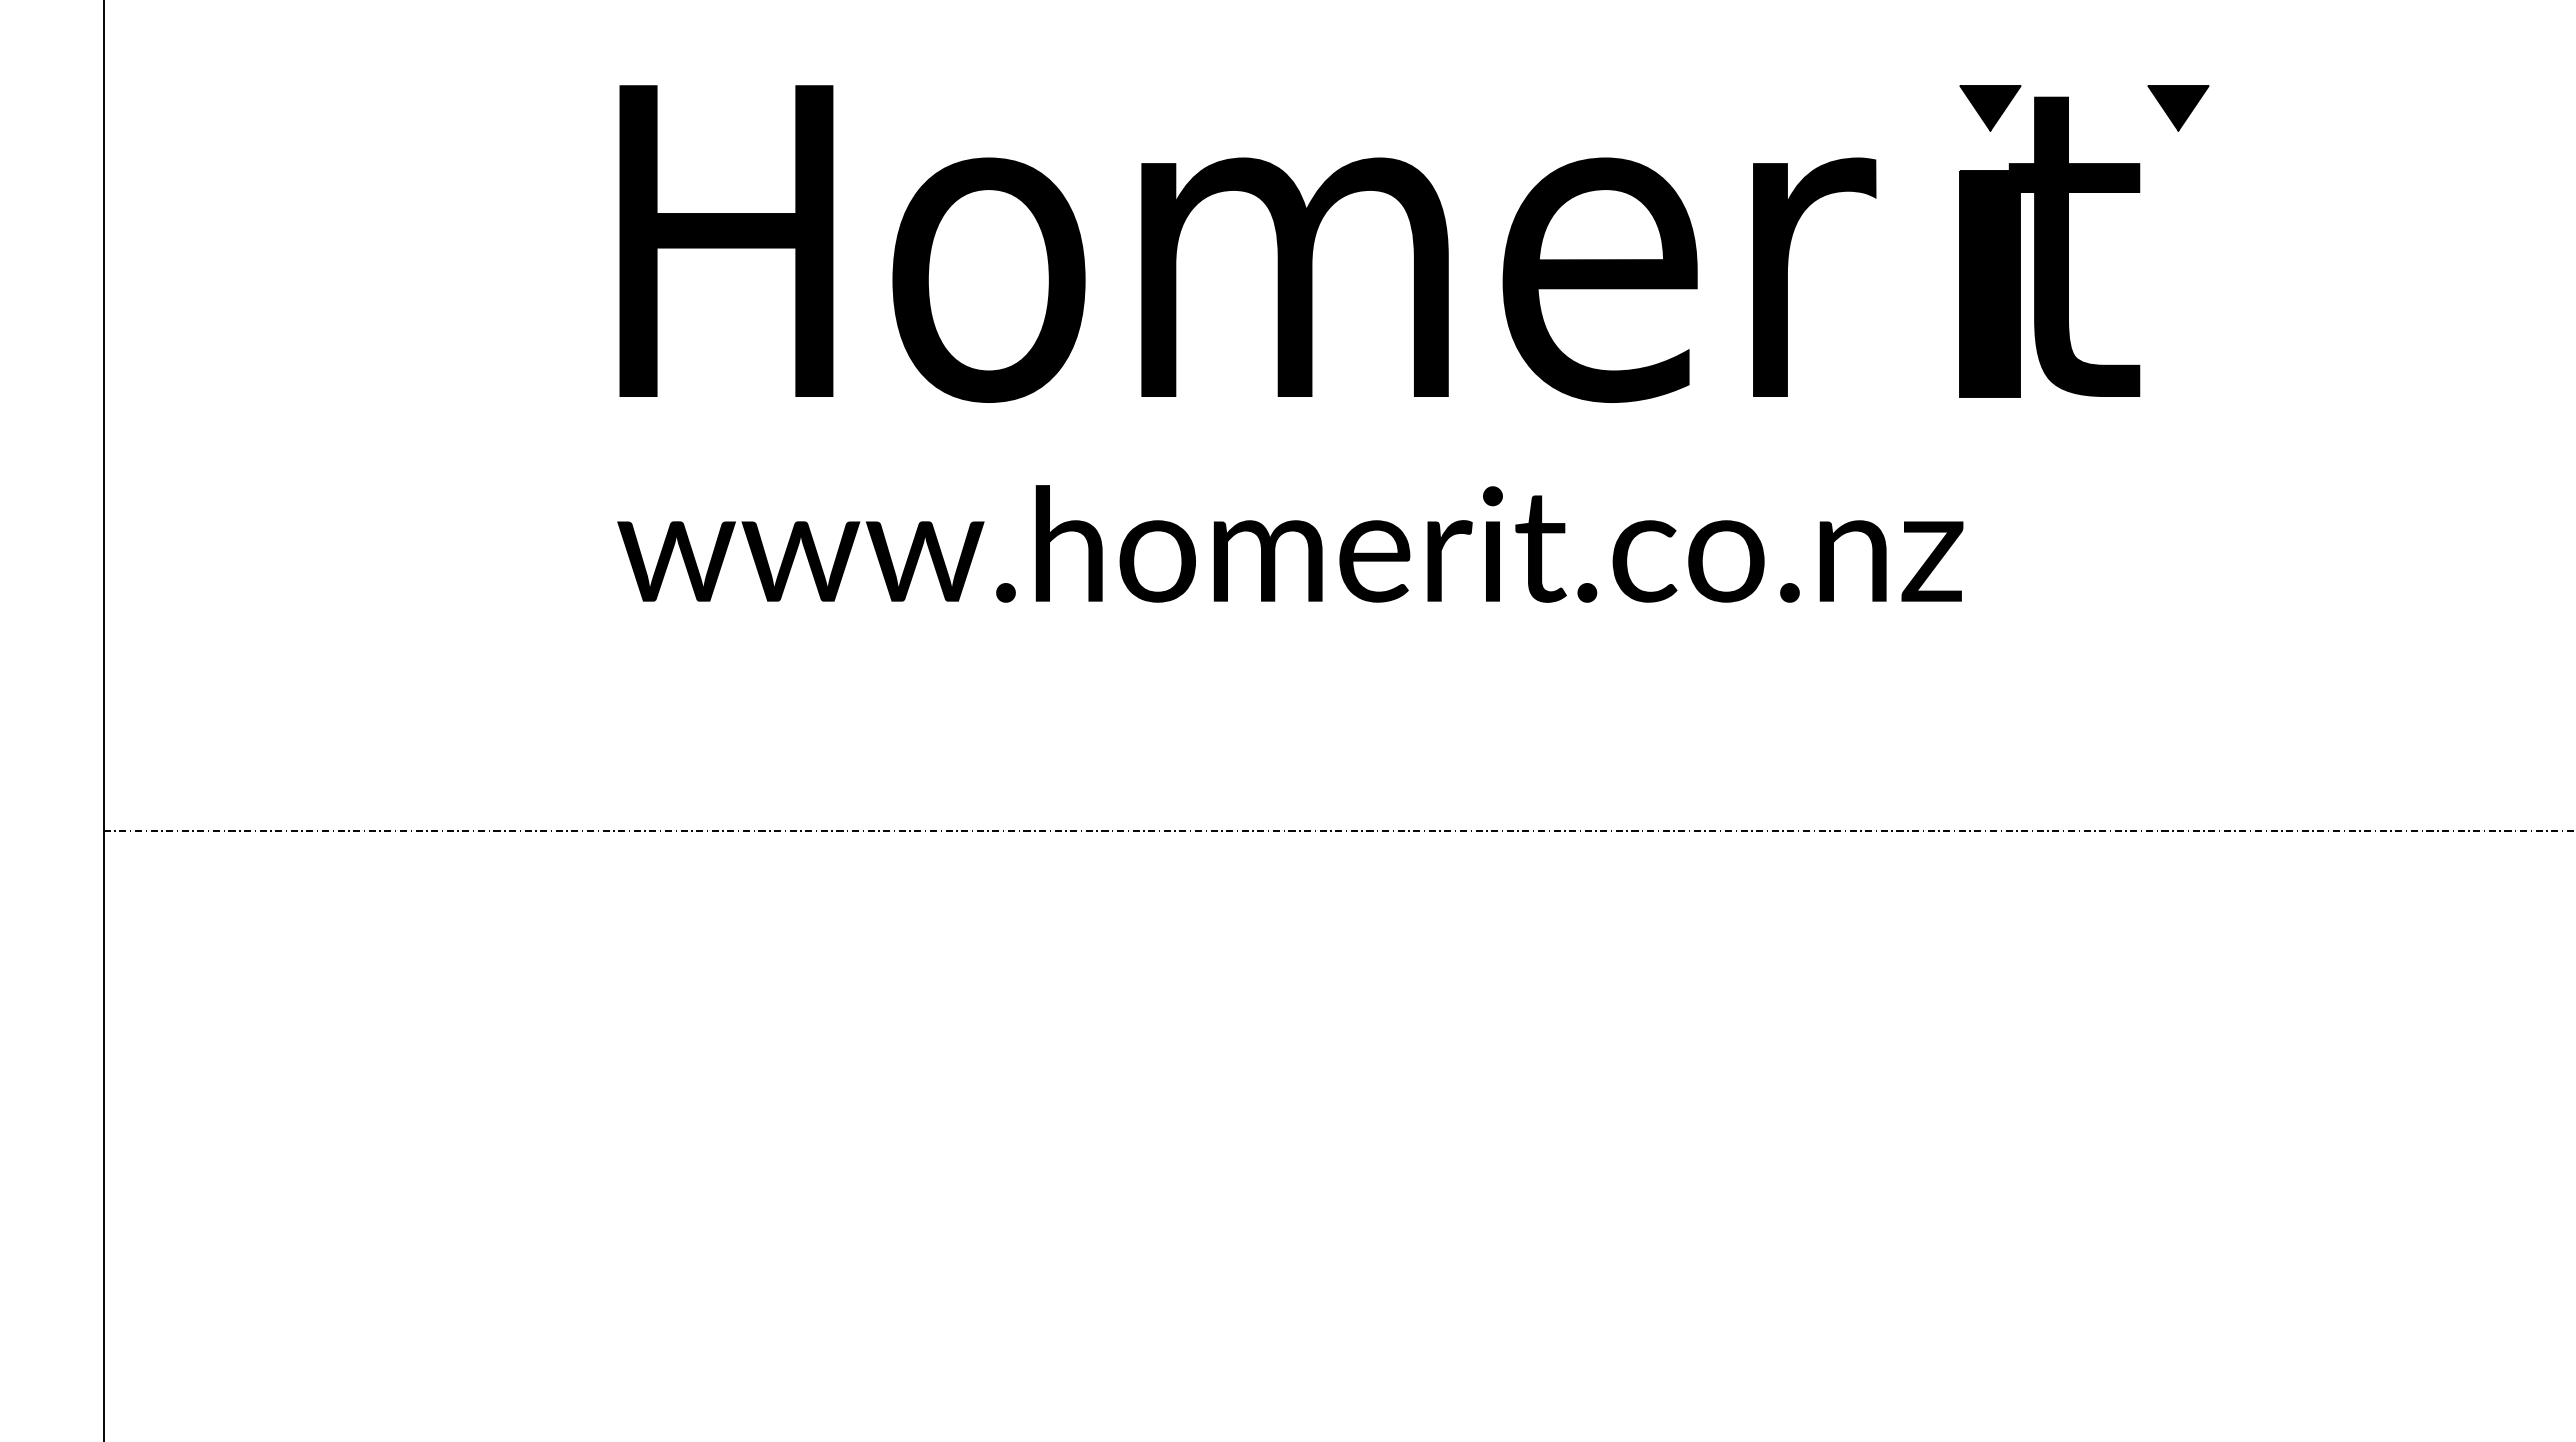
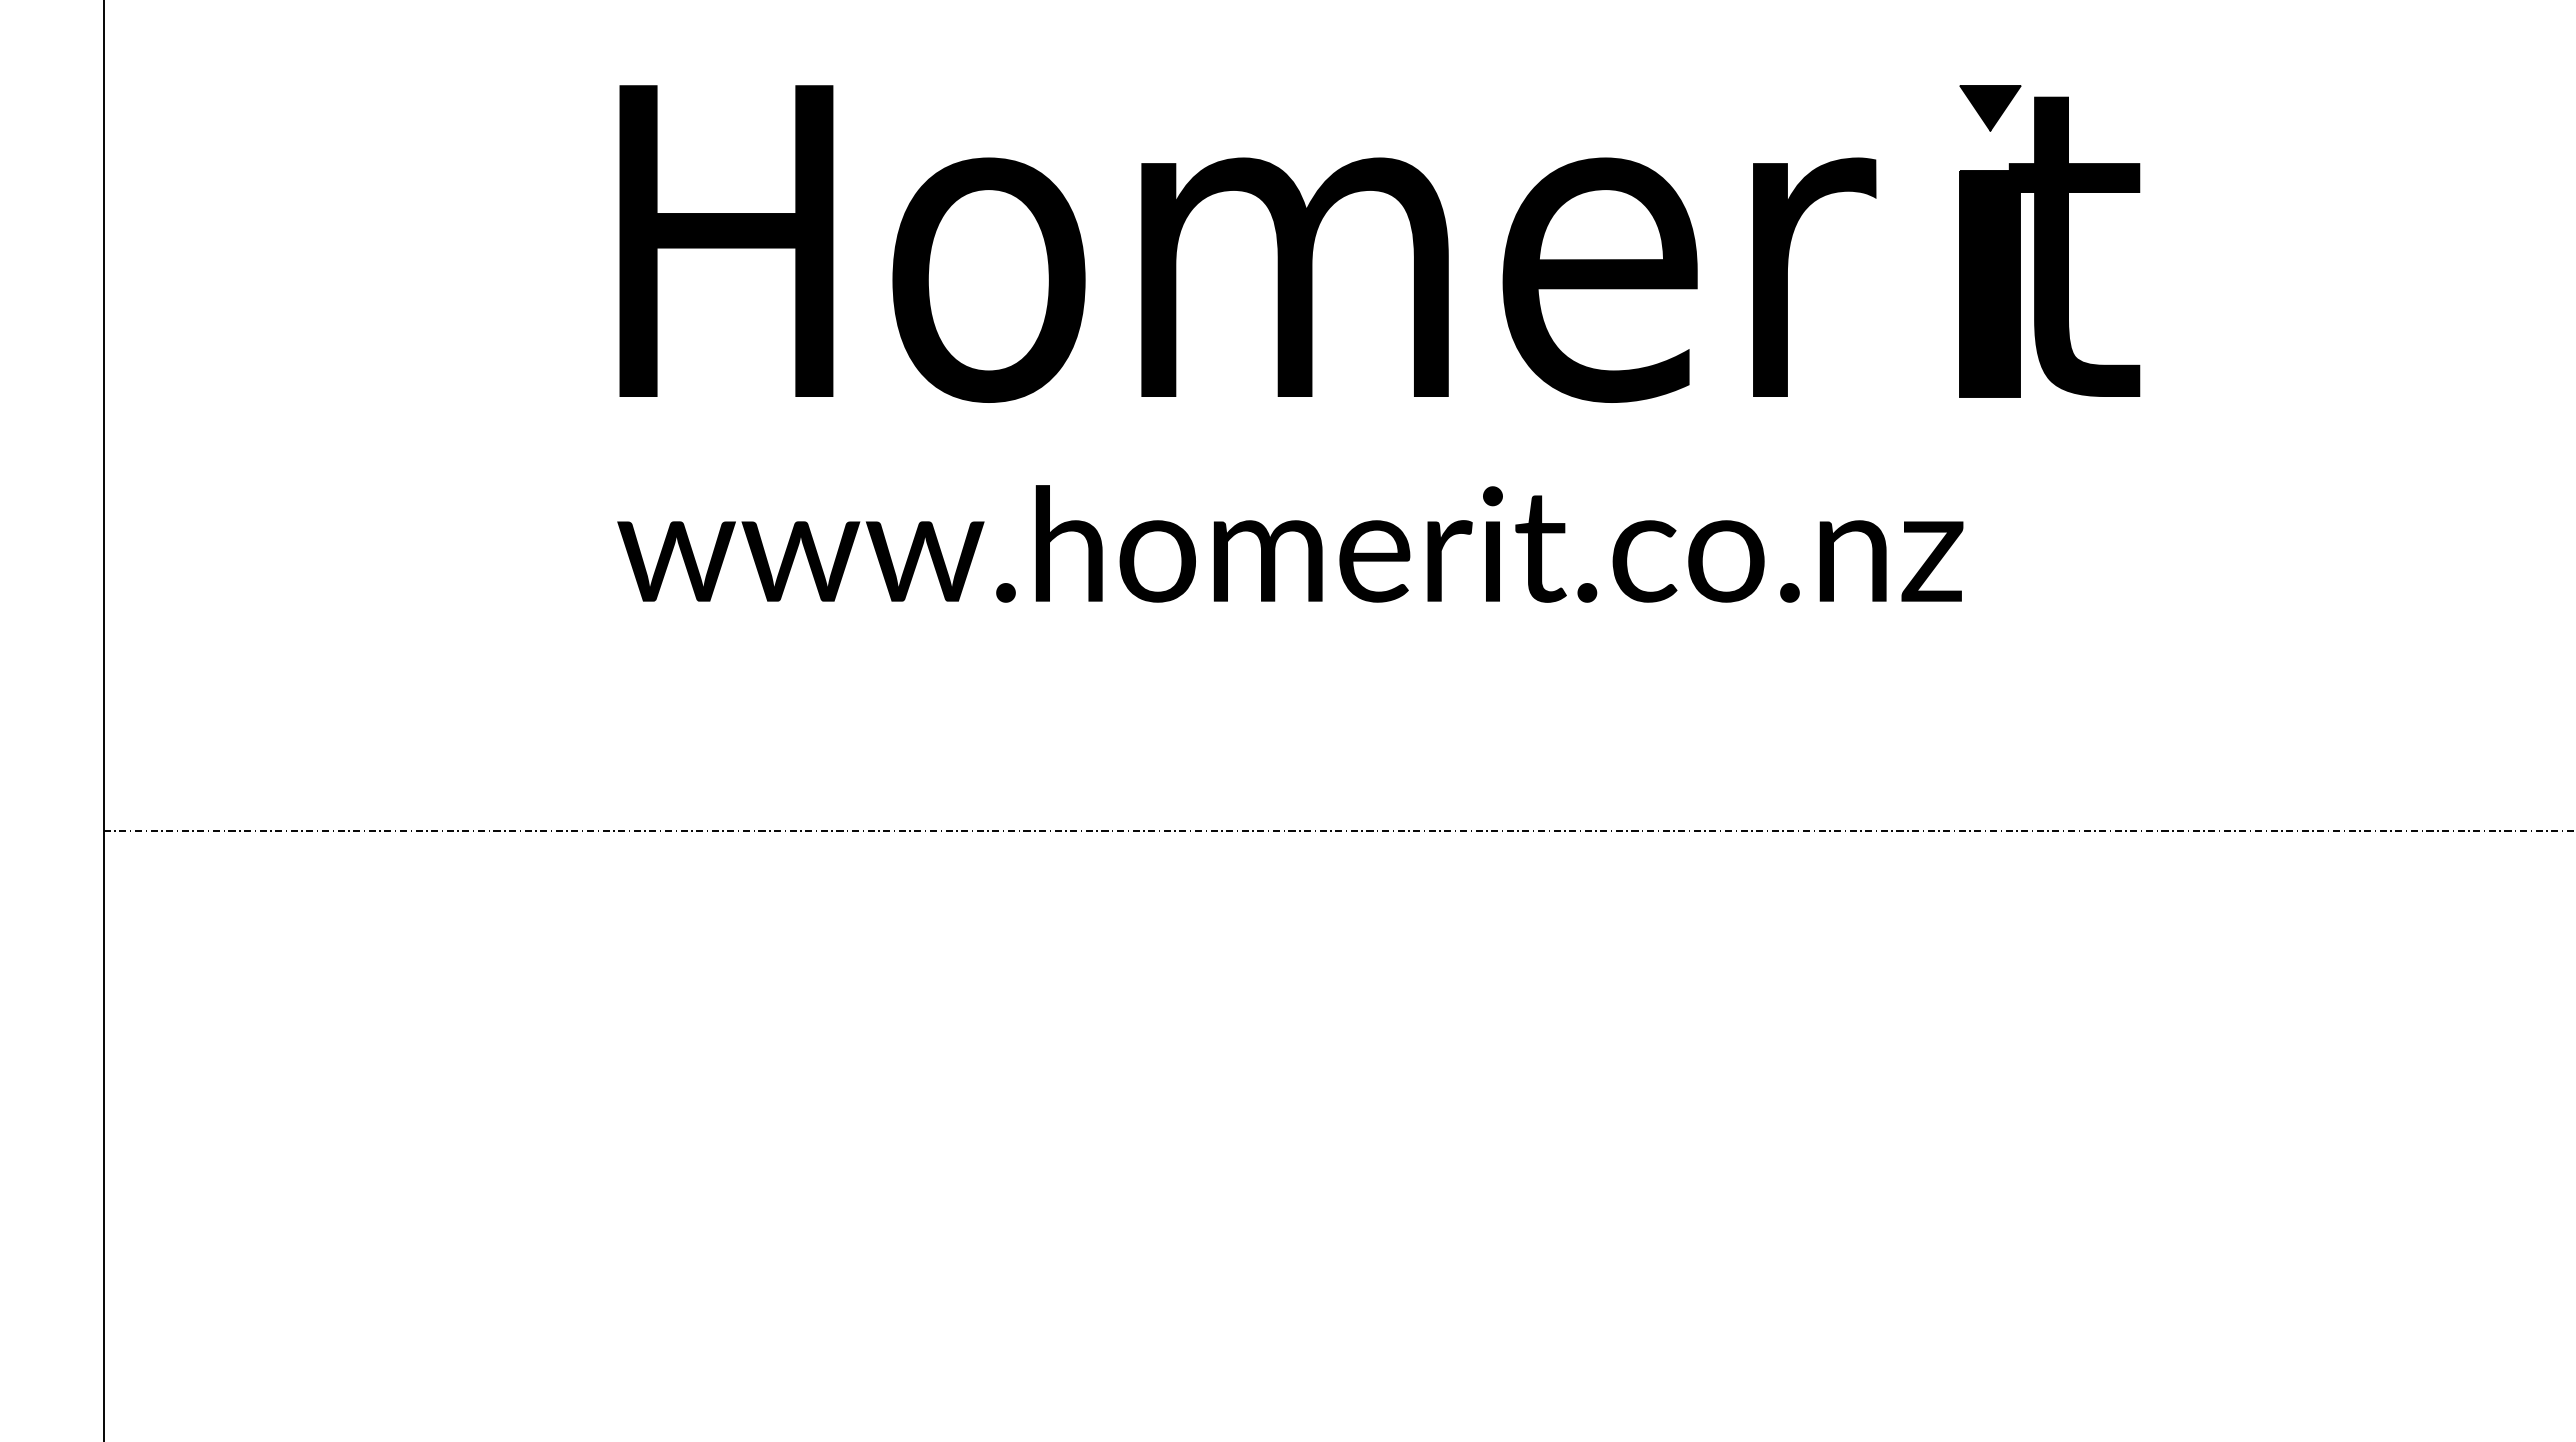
part: present -> none (2178, 108)
